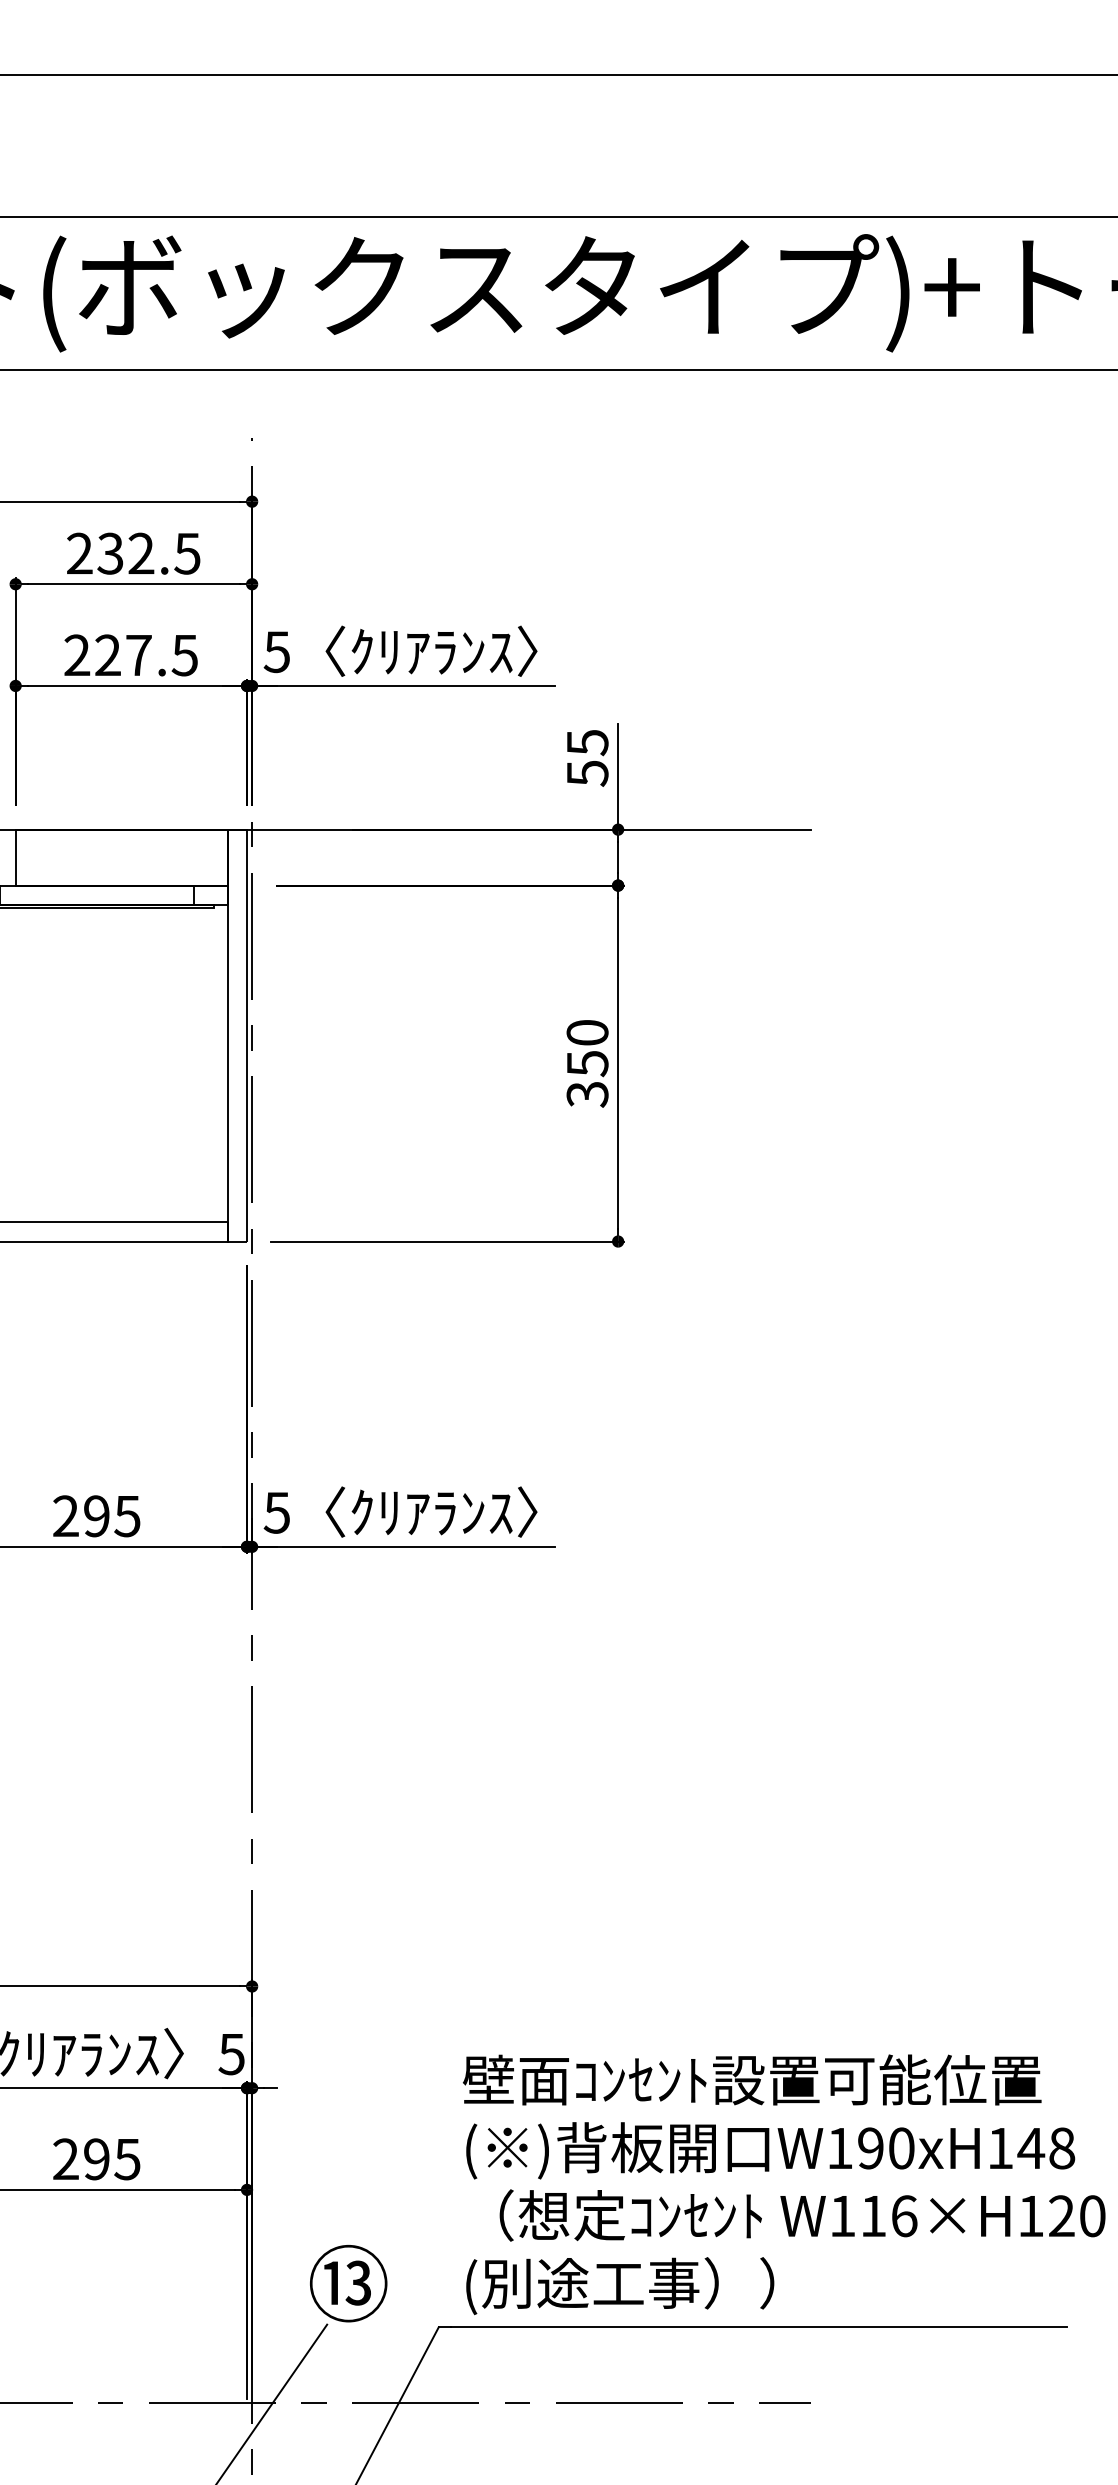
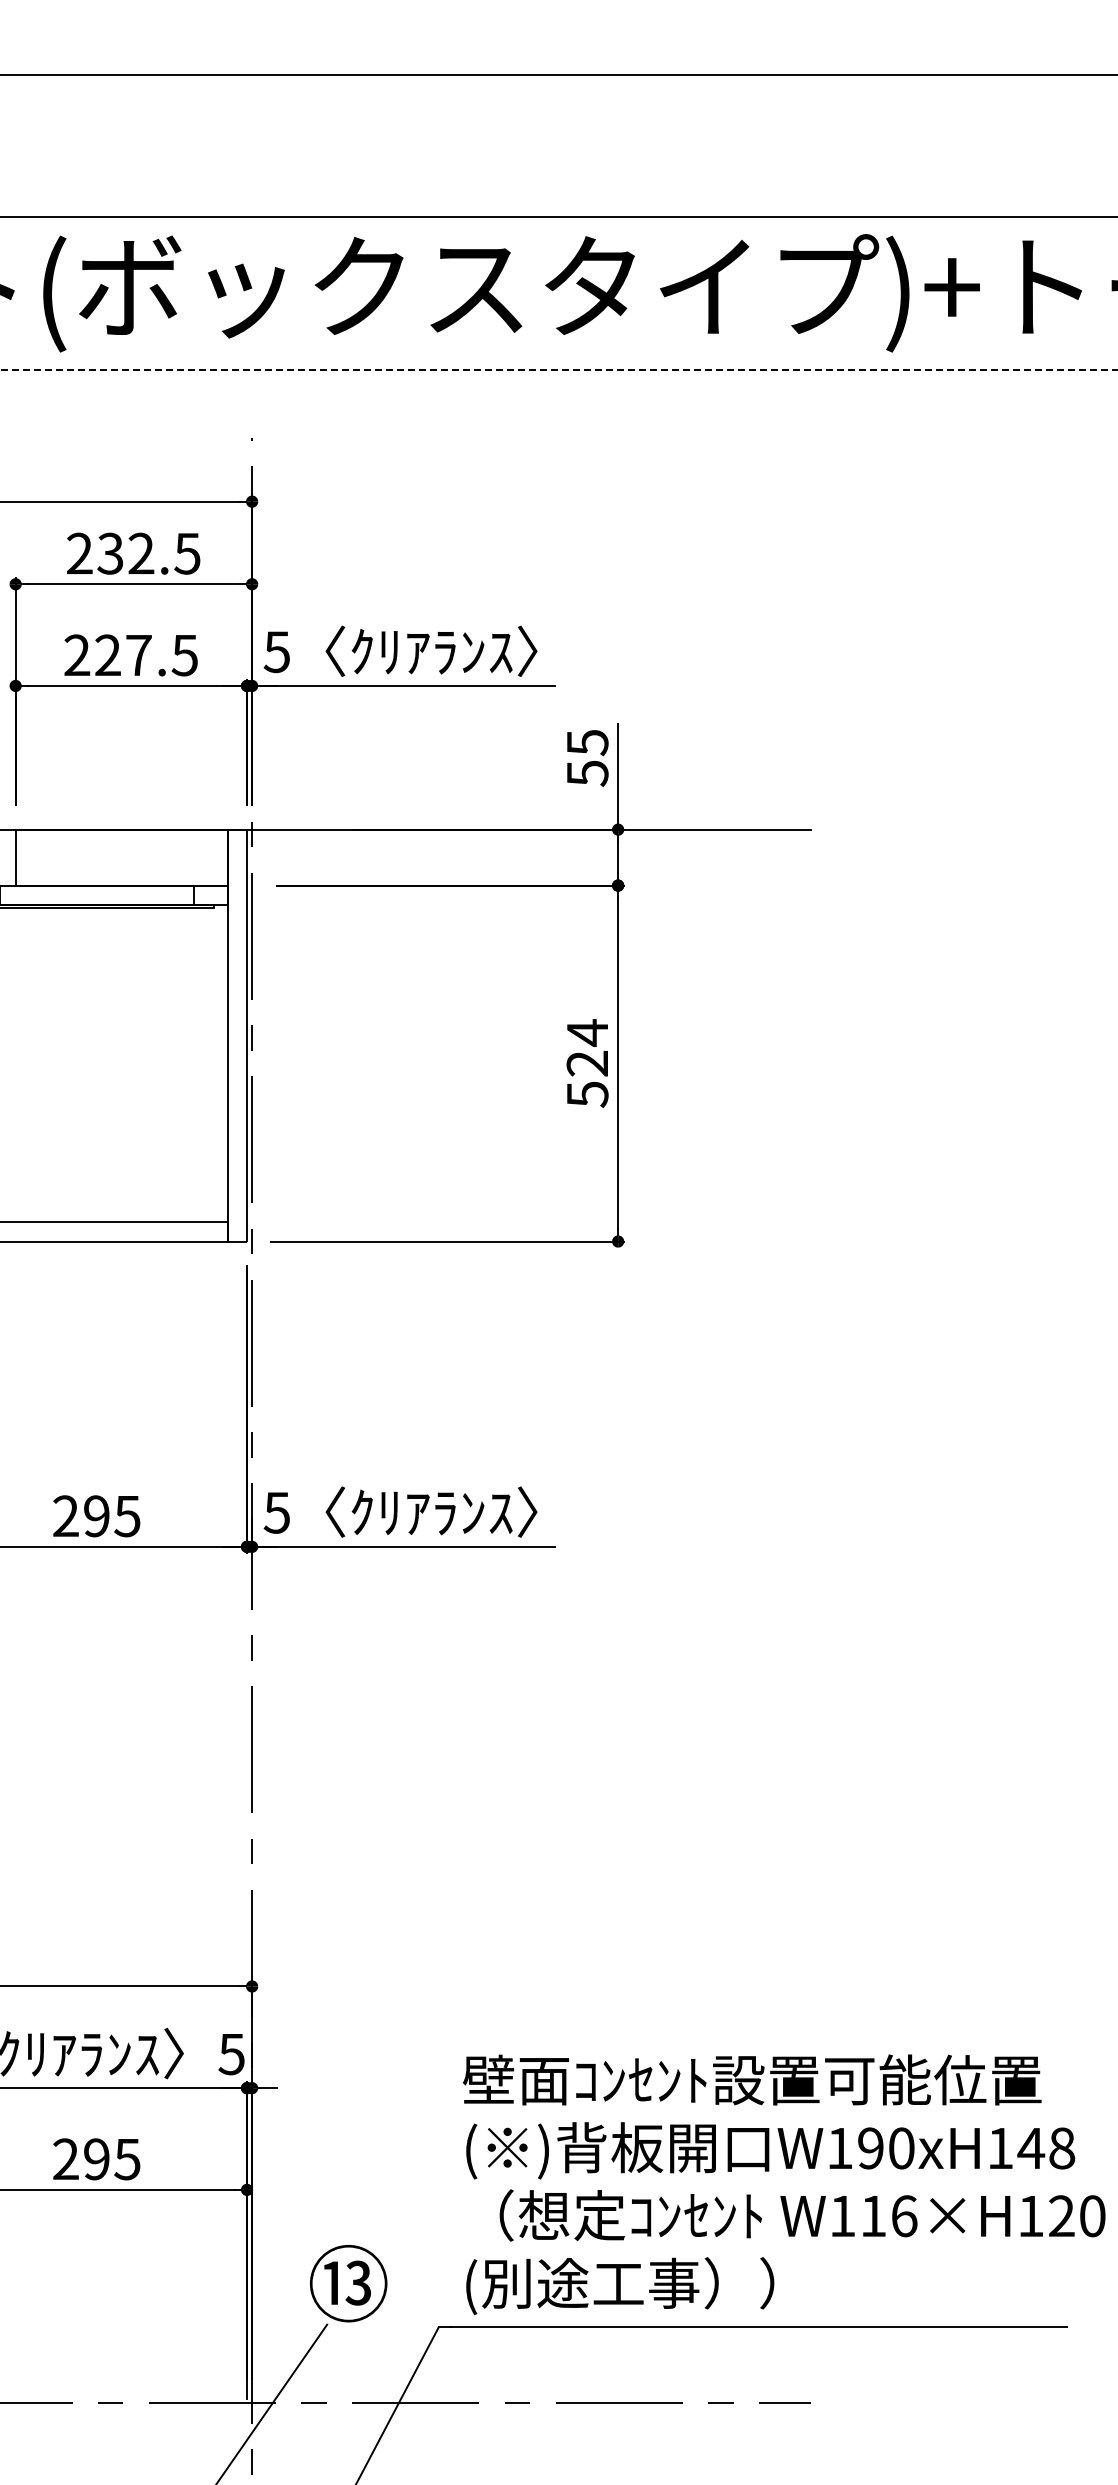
line: solid -> dashed (559, 370)
text: 350 -> 524 (587, 1063)
